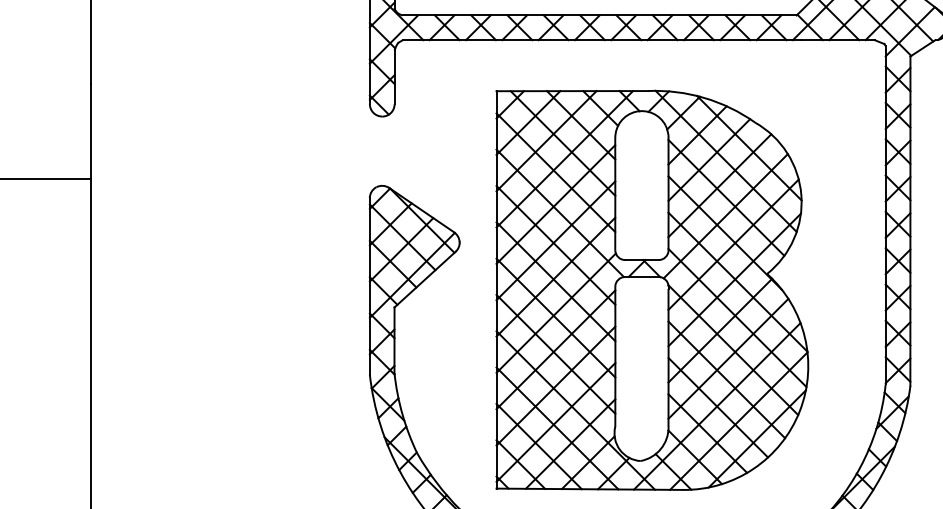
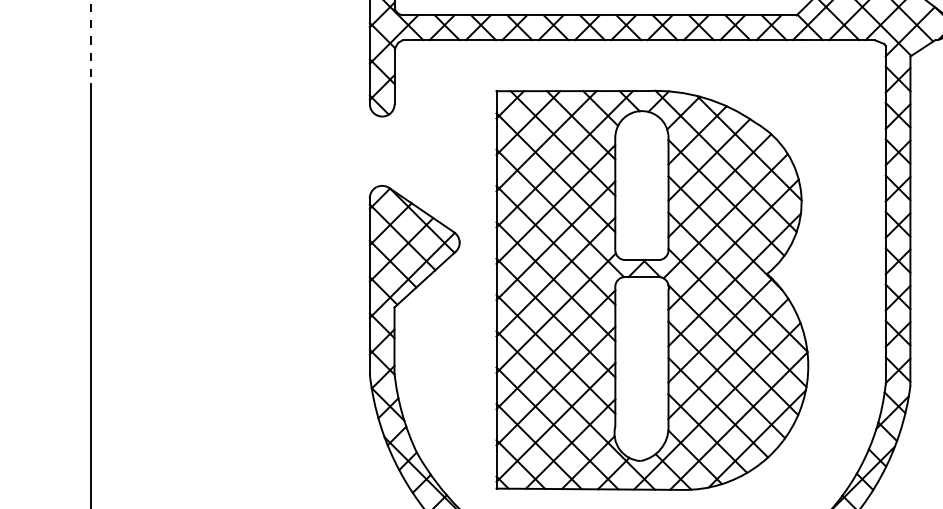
line: solid -> dashed (91, 42)
line: present -> none (46, 179)
